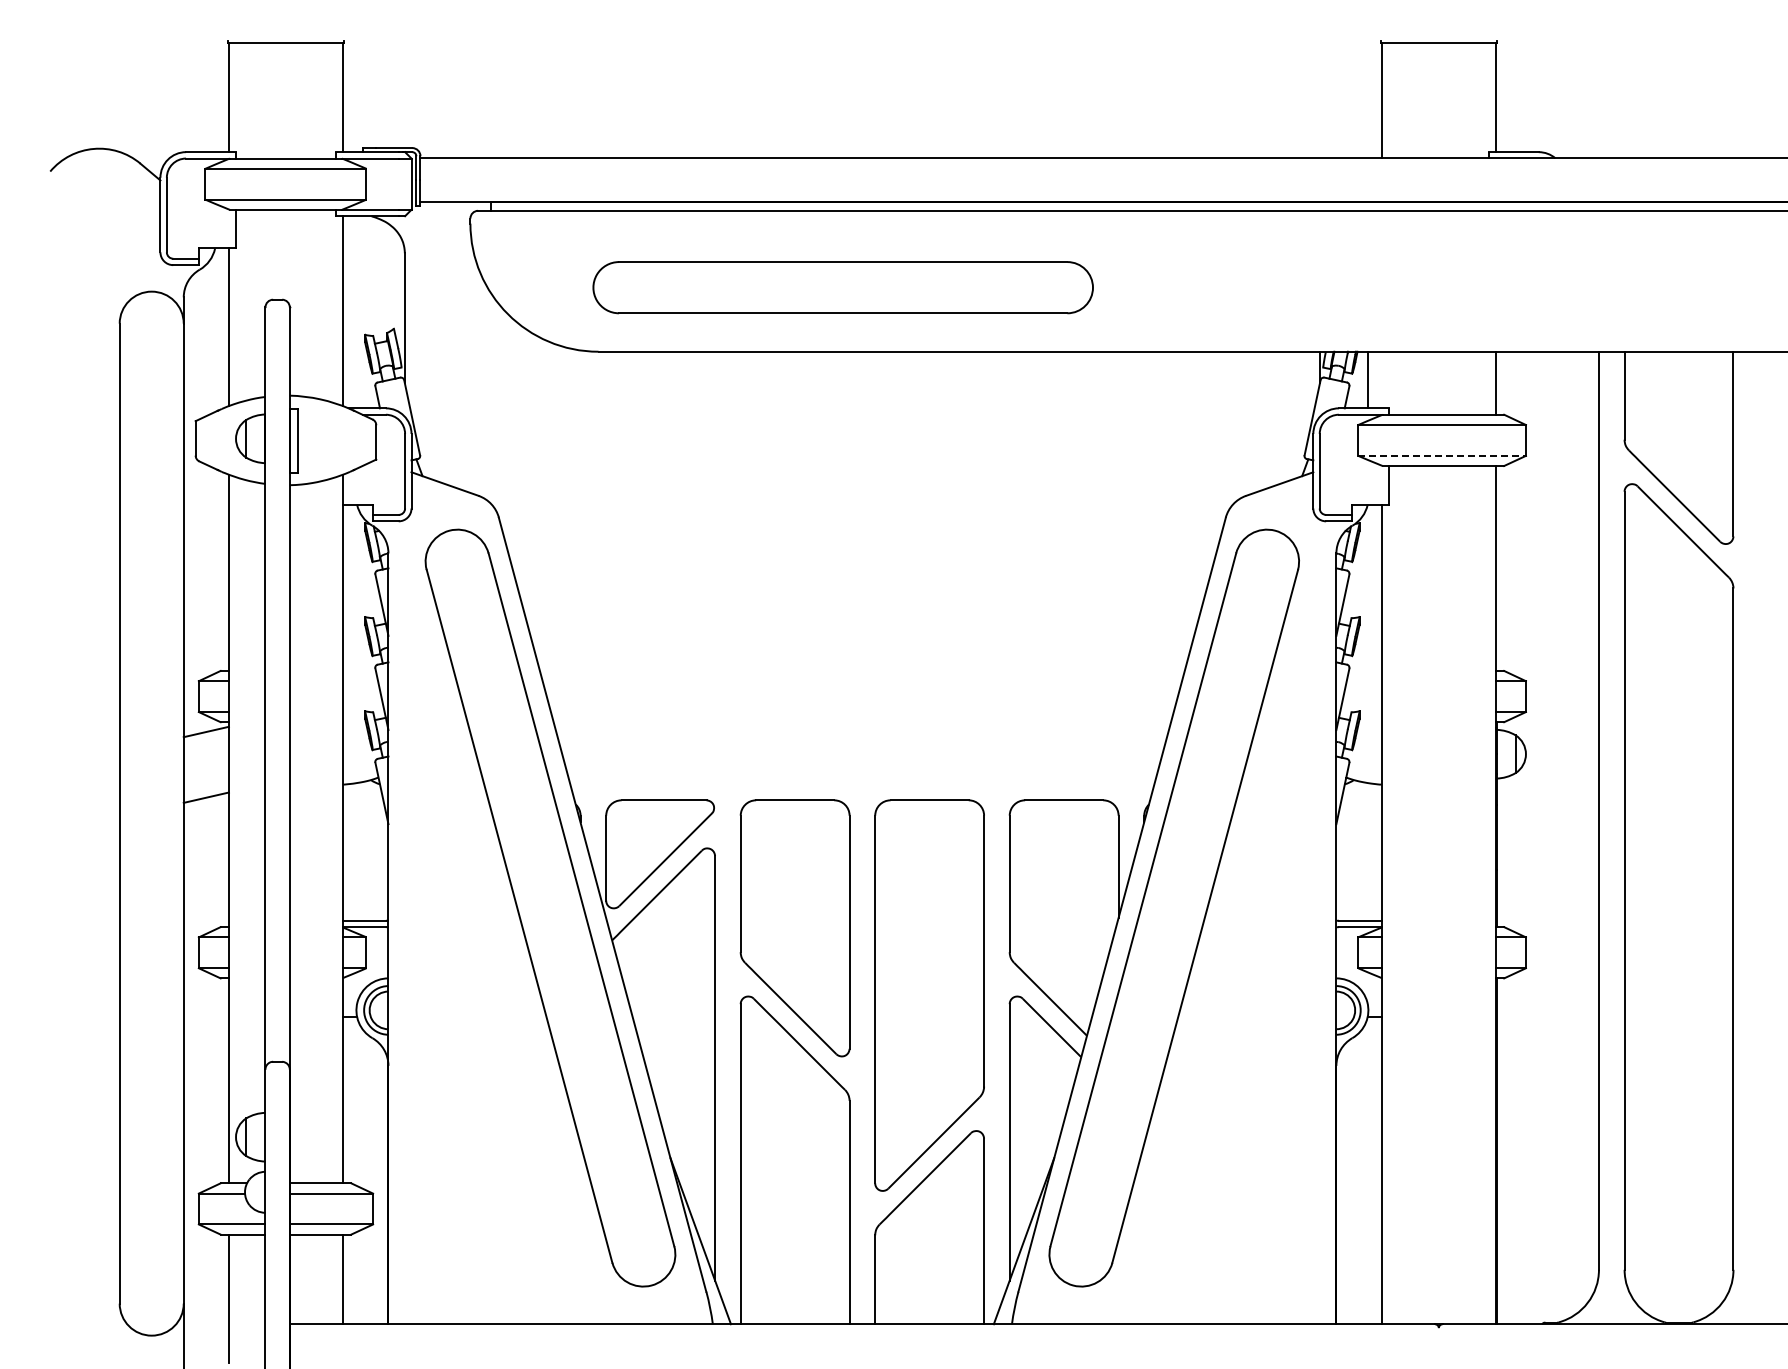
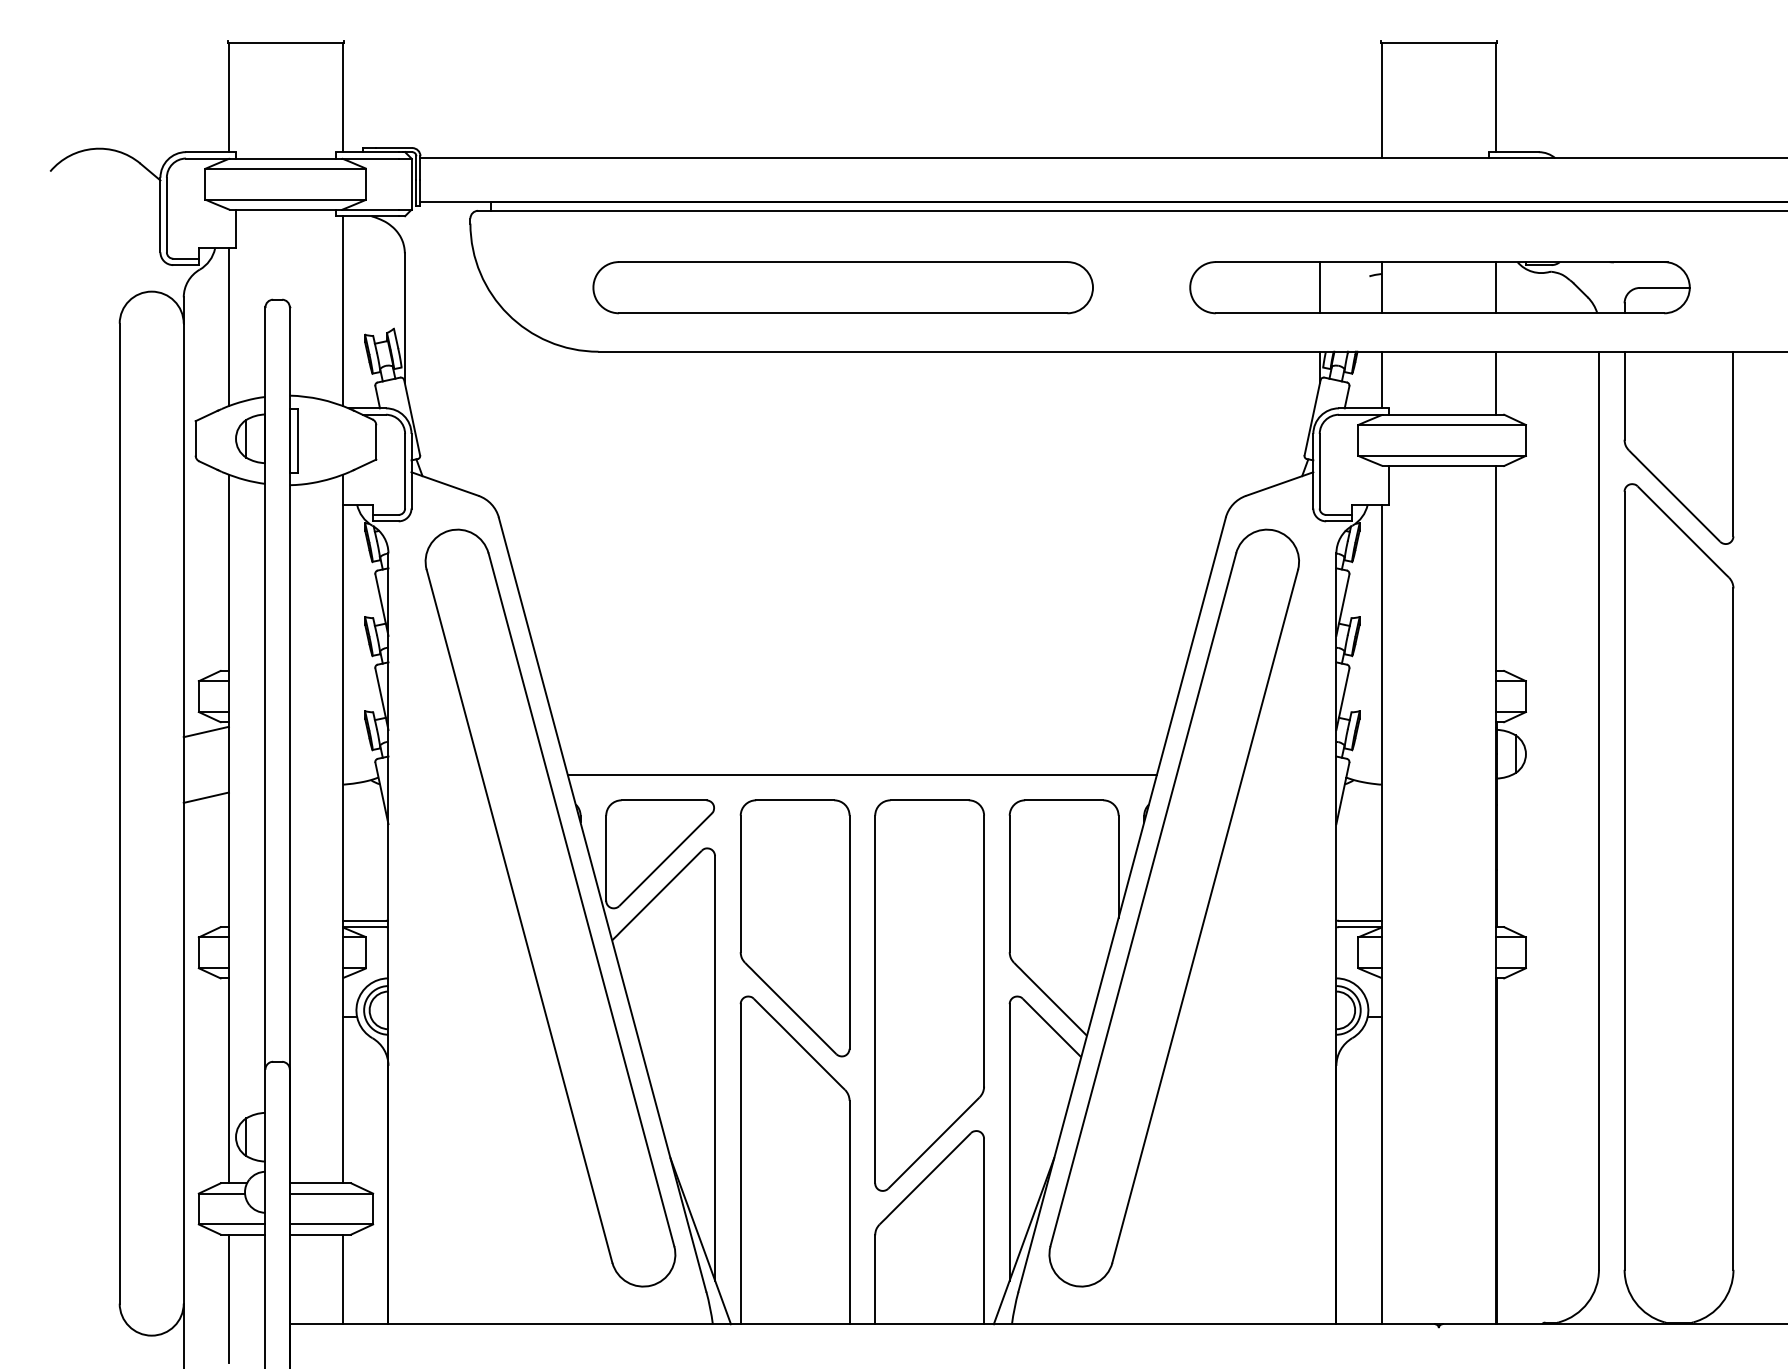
part: none -> present (1439, 287)
line position: (1367, 379) -> (1381, 379) (1381, 379)
line: dashed -> solid (1442, 455)
line: none -> present (861, 774)
